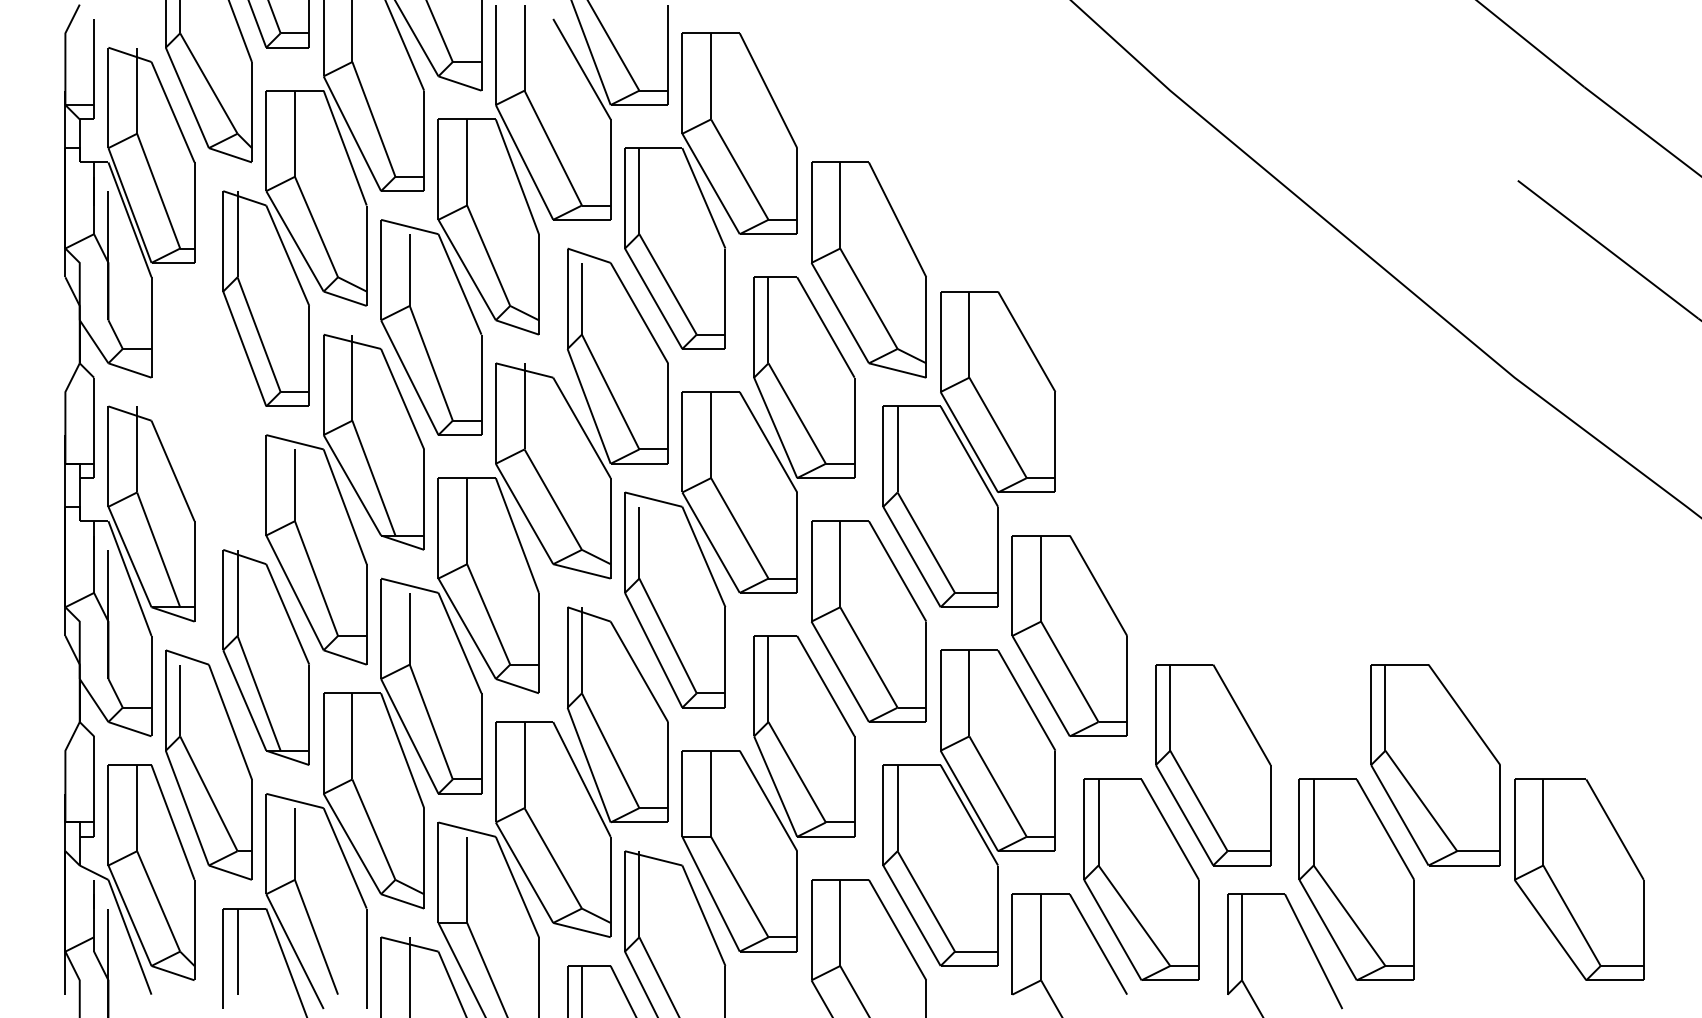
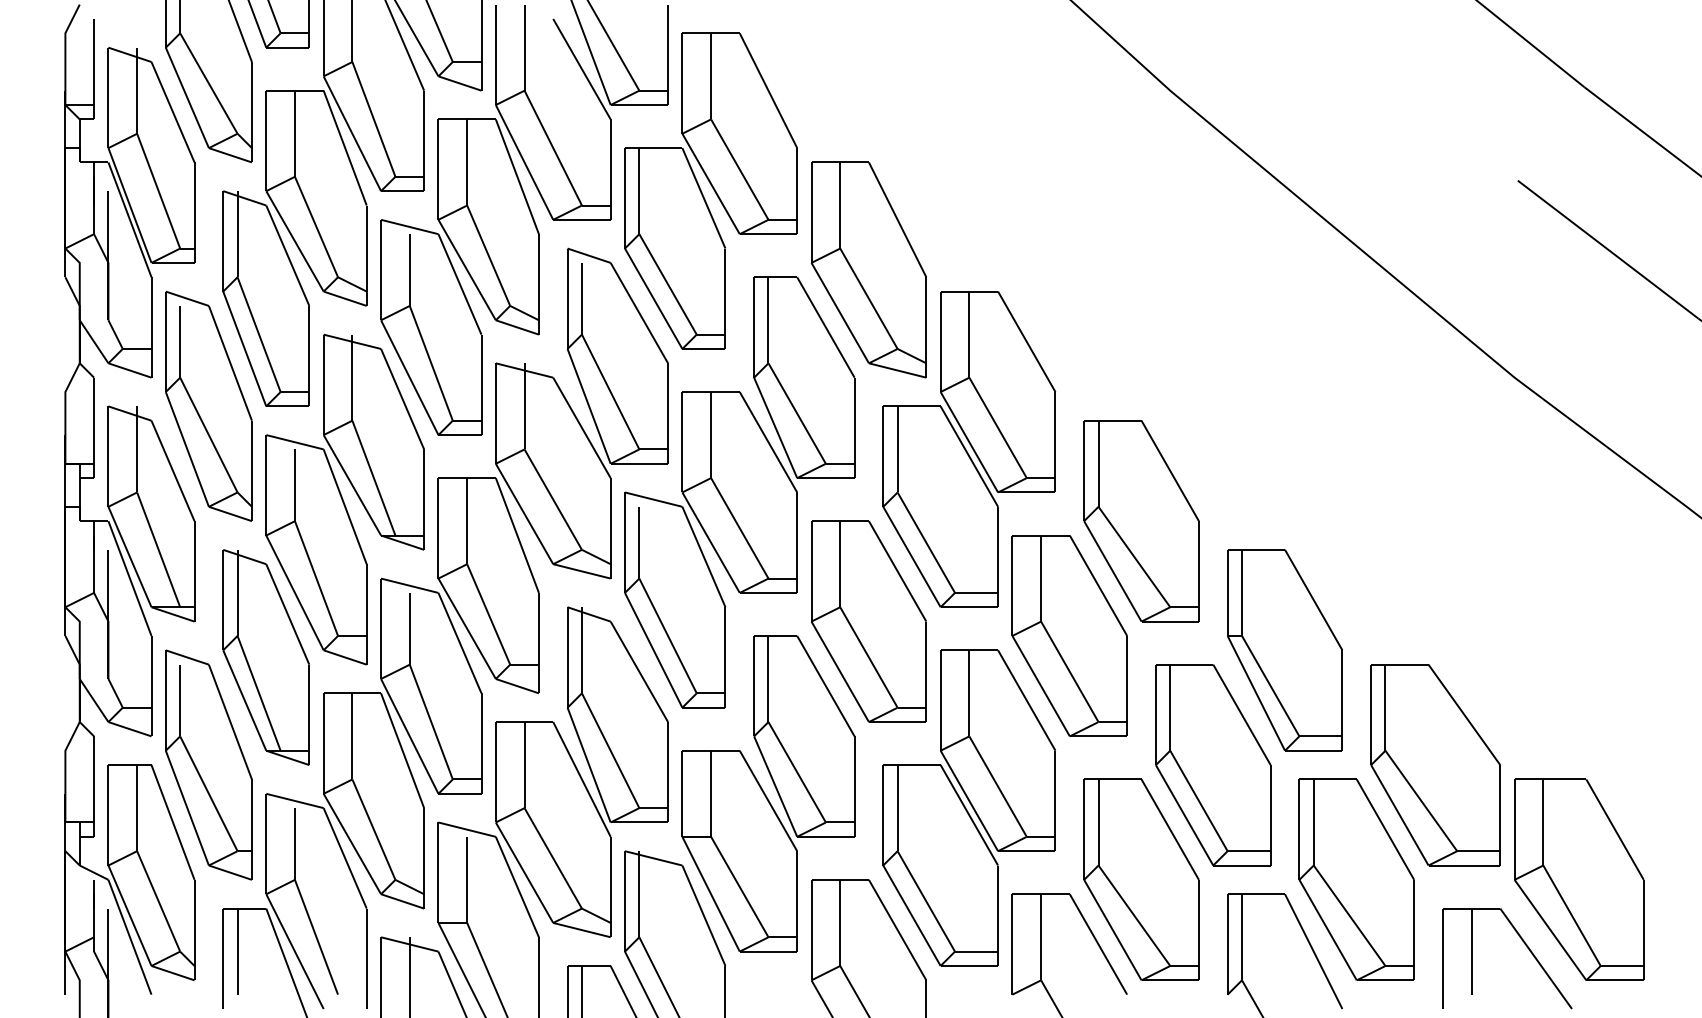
part: none -> present (208, 405)
part: none -> present (1141, 521)
part: none -> present (1284, 650)
part: none -> present (1526, 947)
